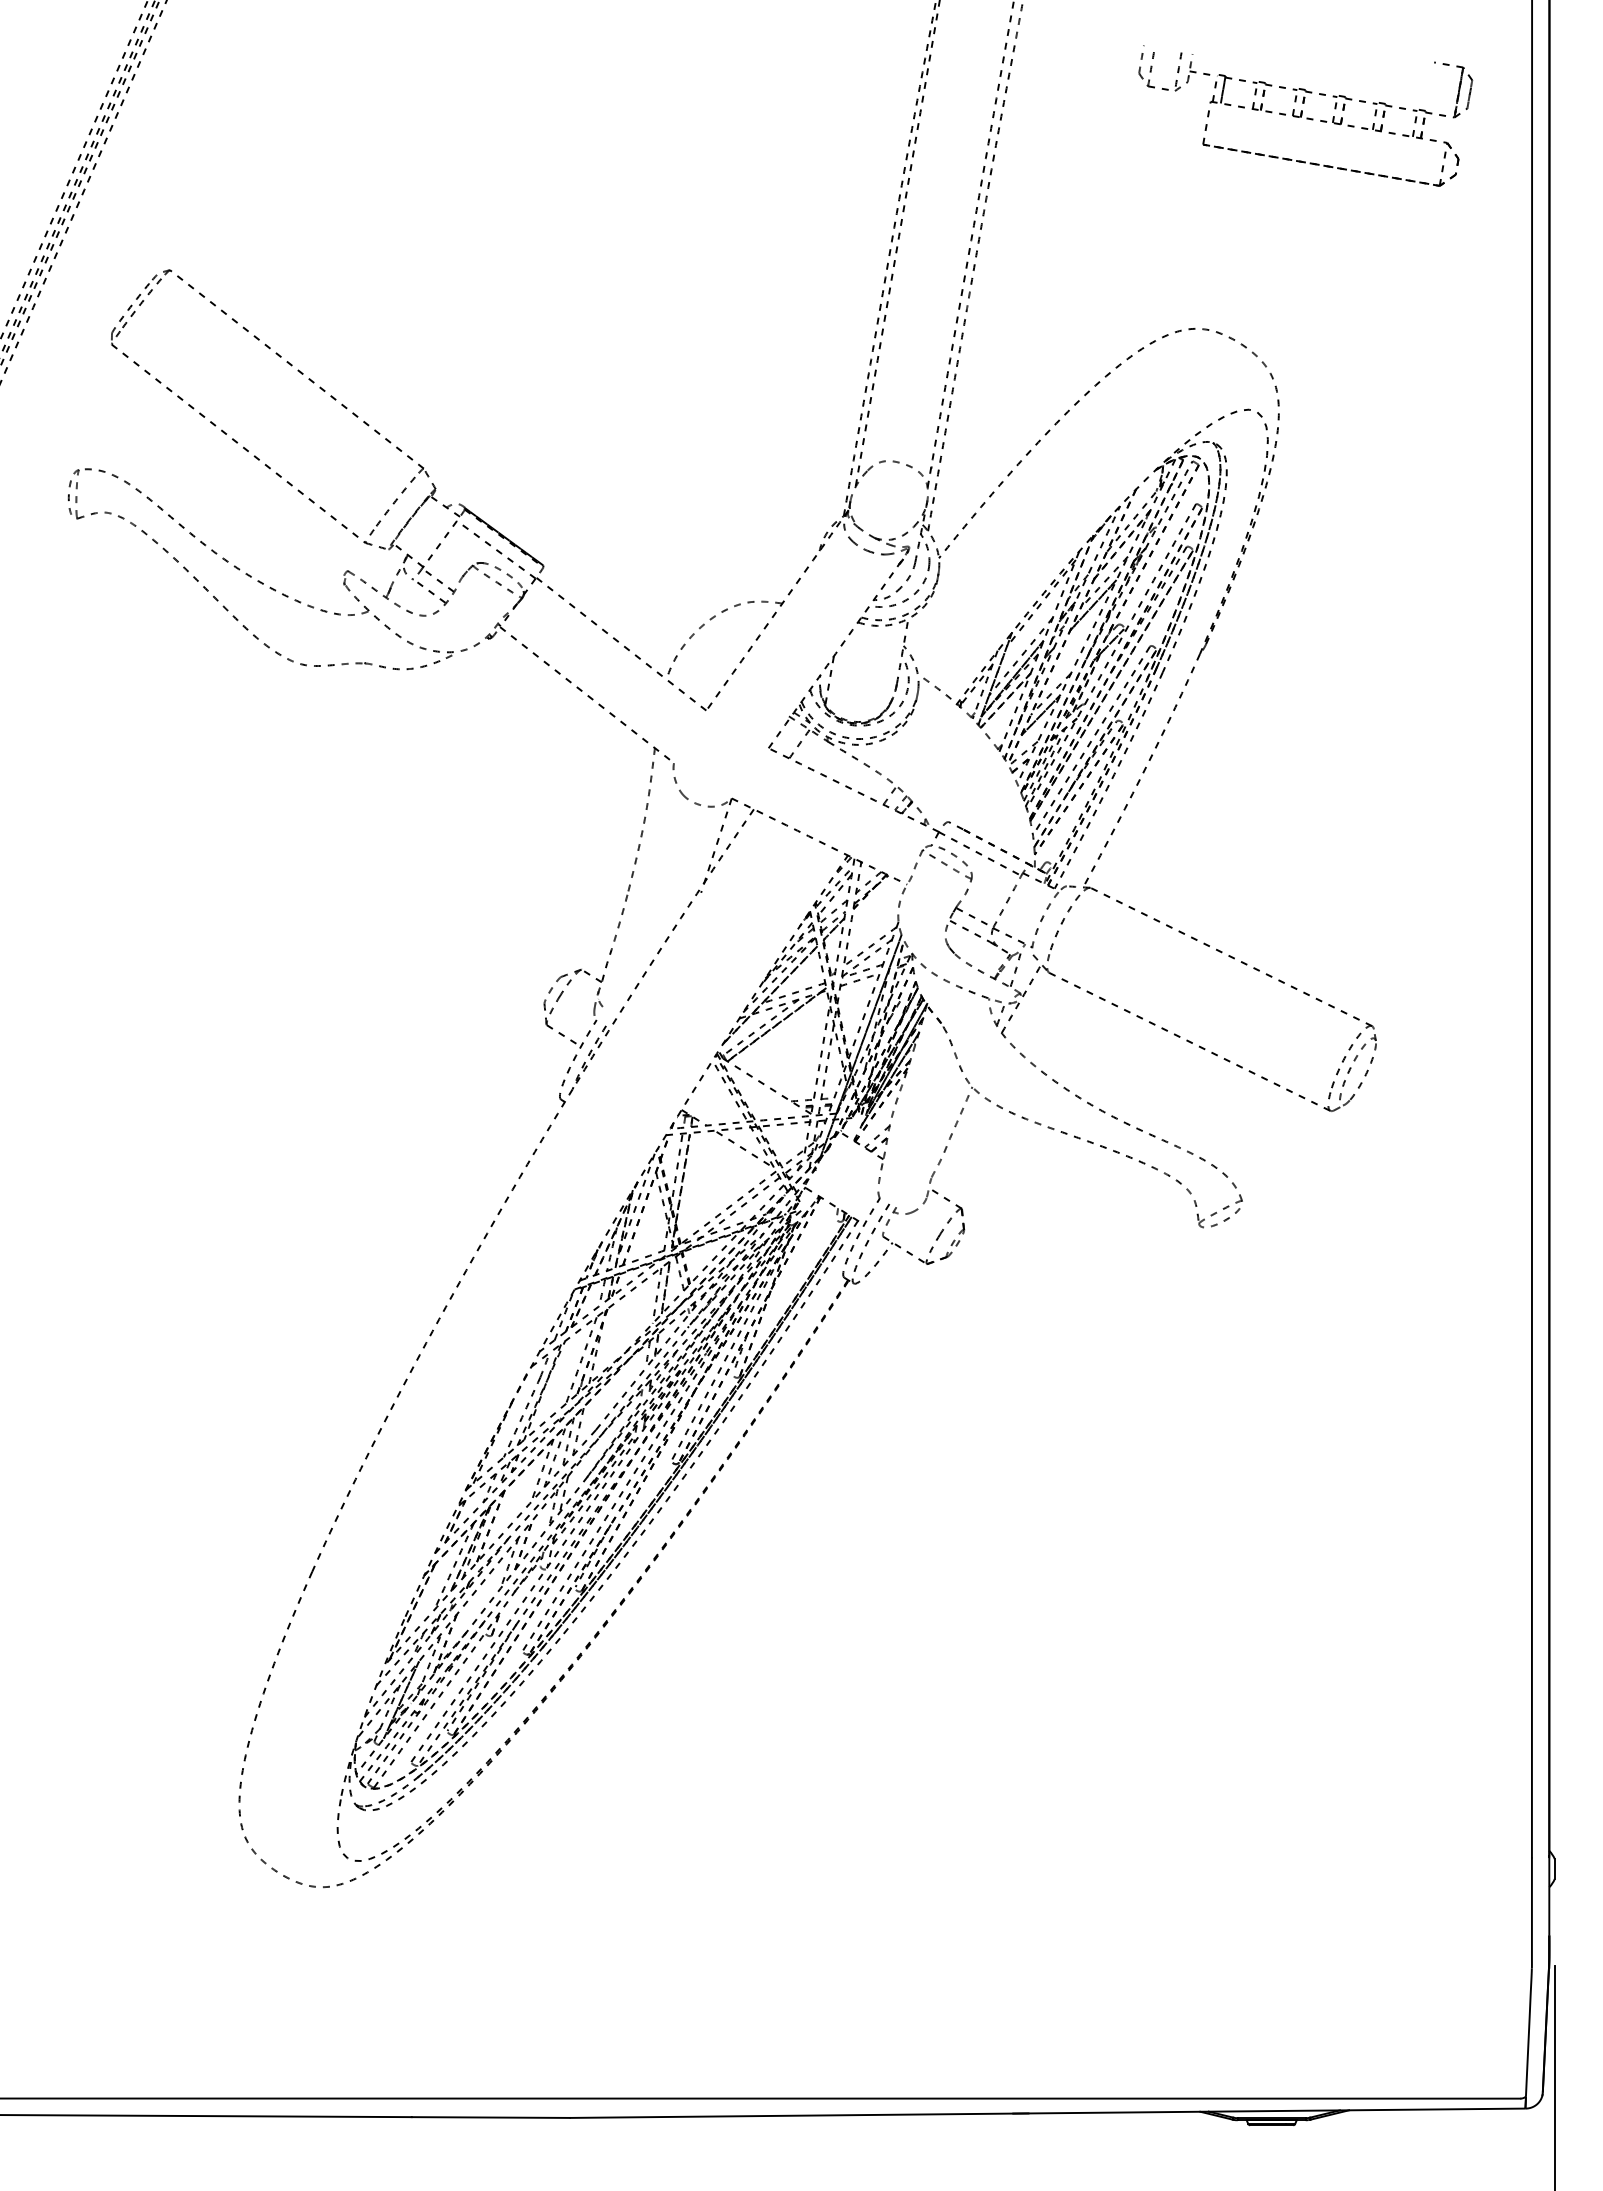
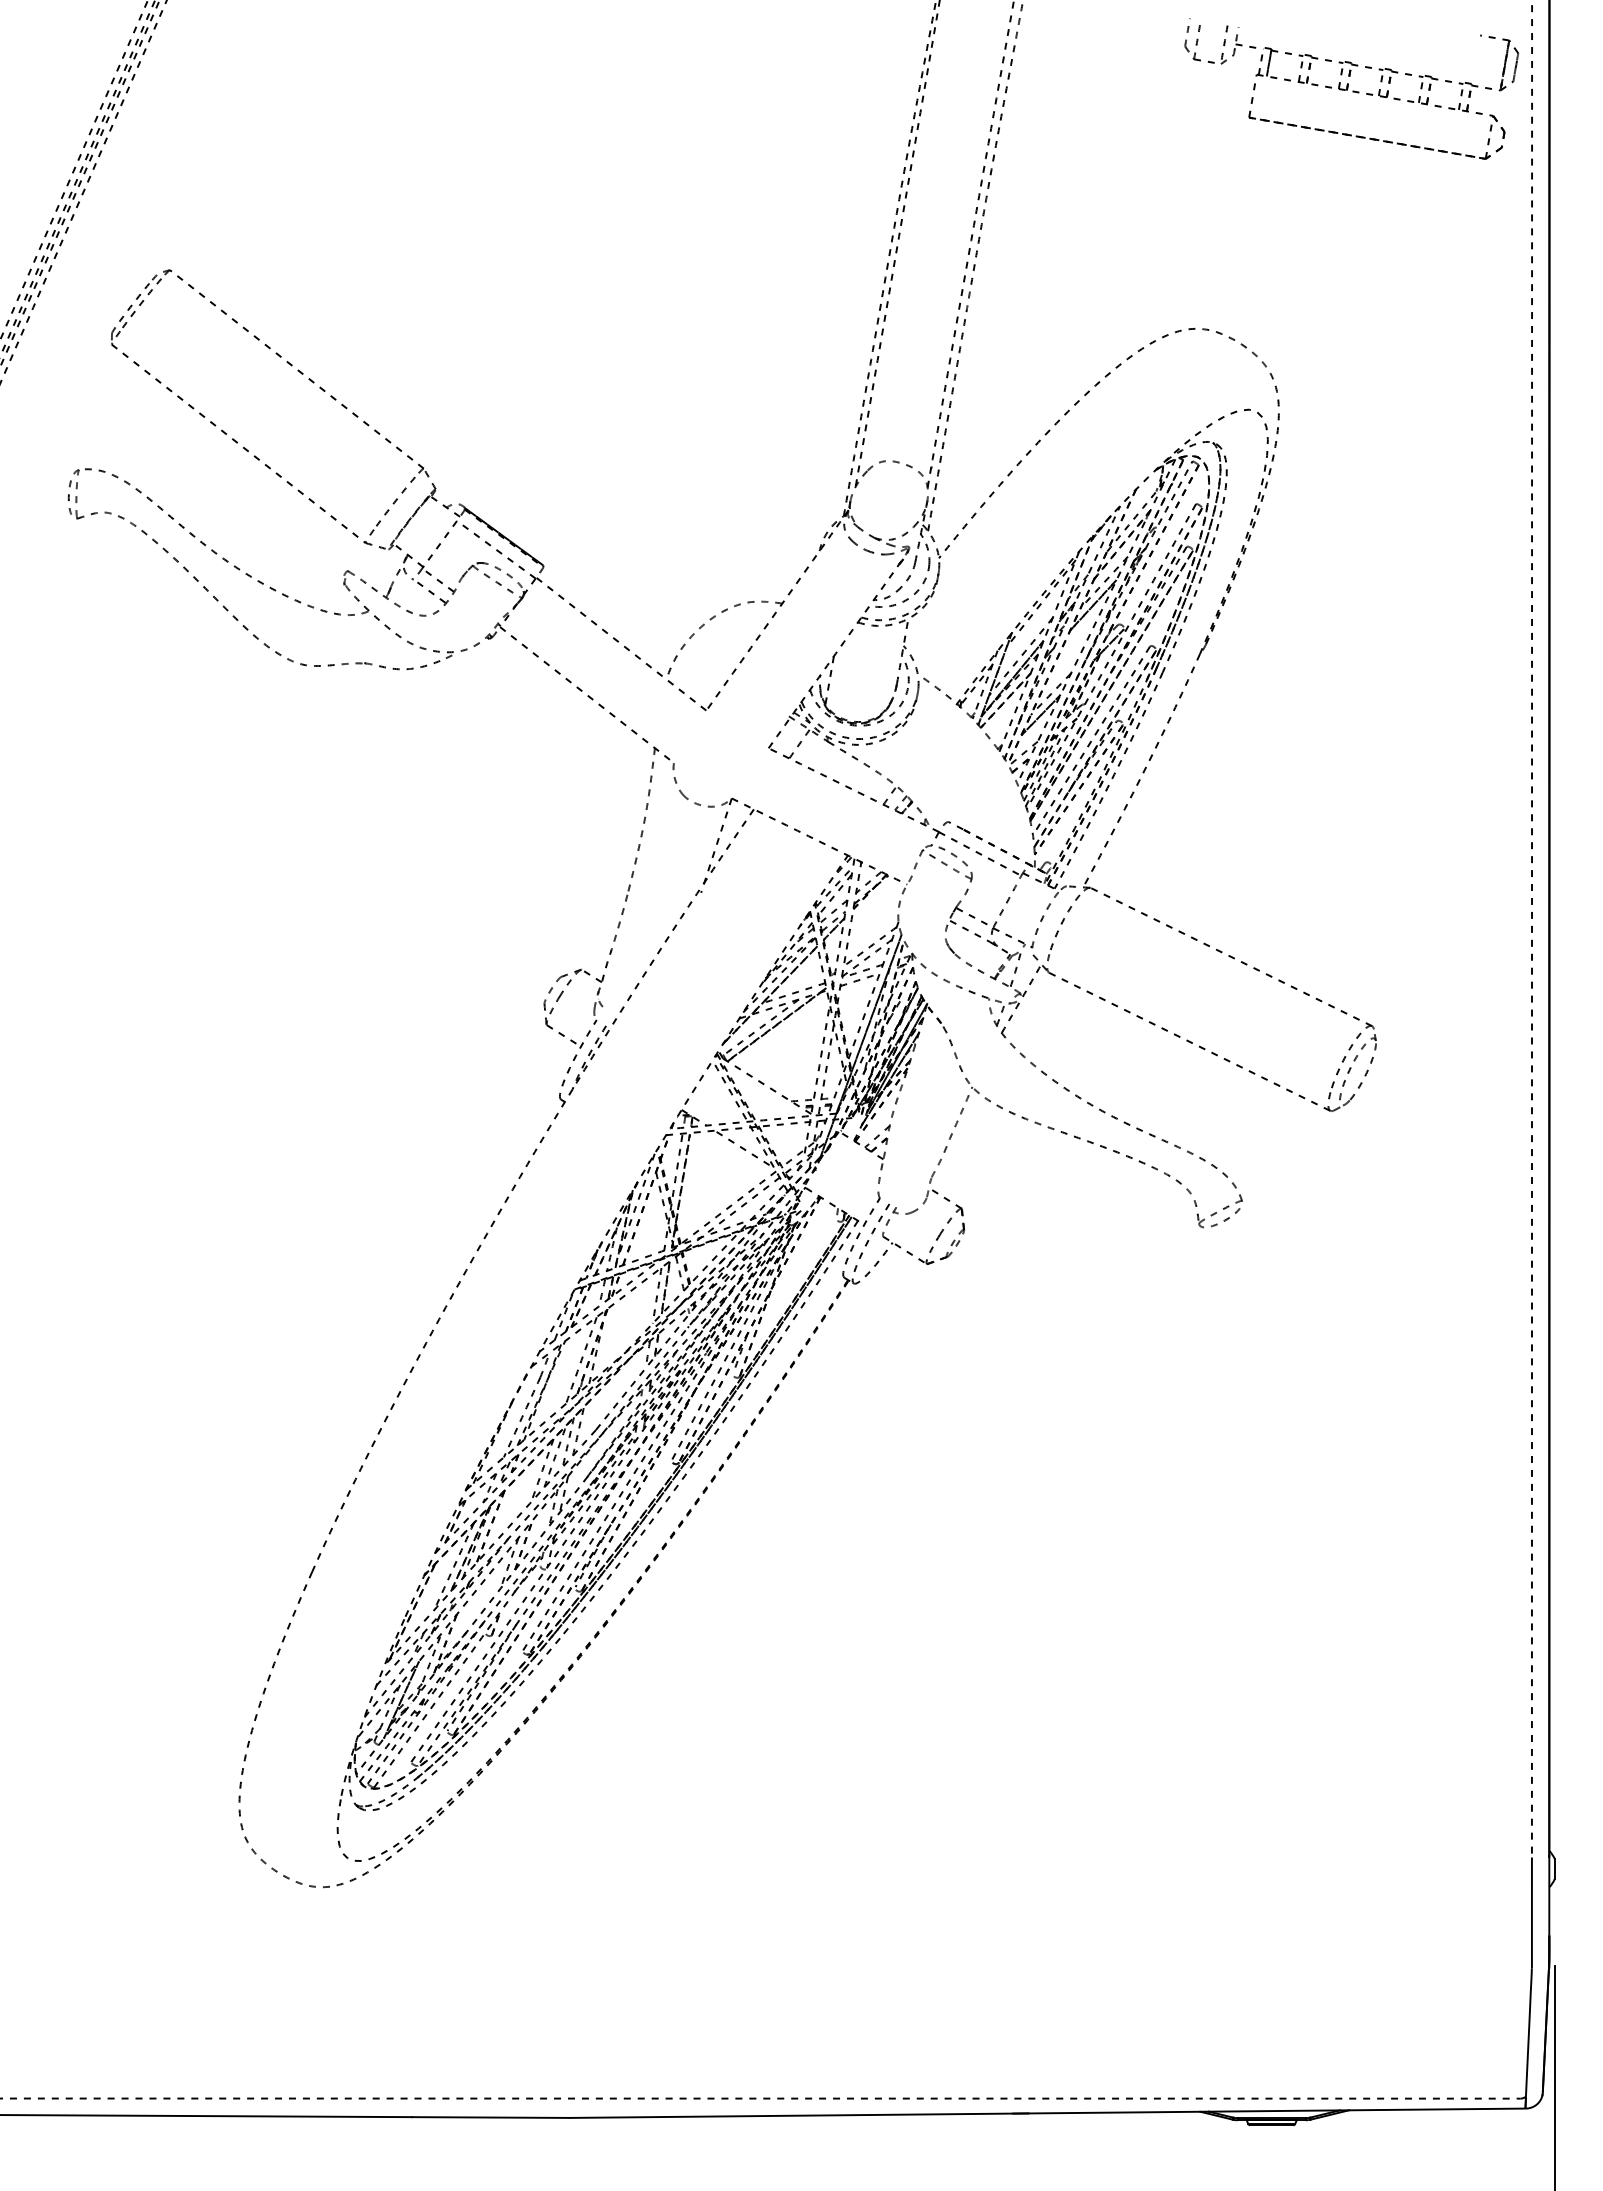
part position: (1305, 115) -> (1351, 88) (1351, 88)
line: solid -> dashed (1532, 928)
line: solid -> dashed (760, 2098)
